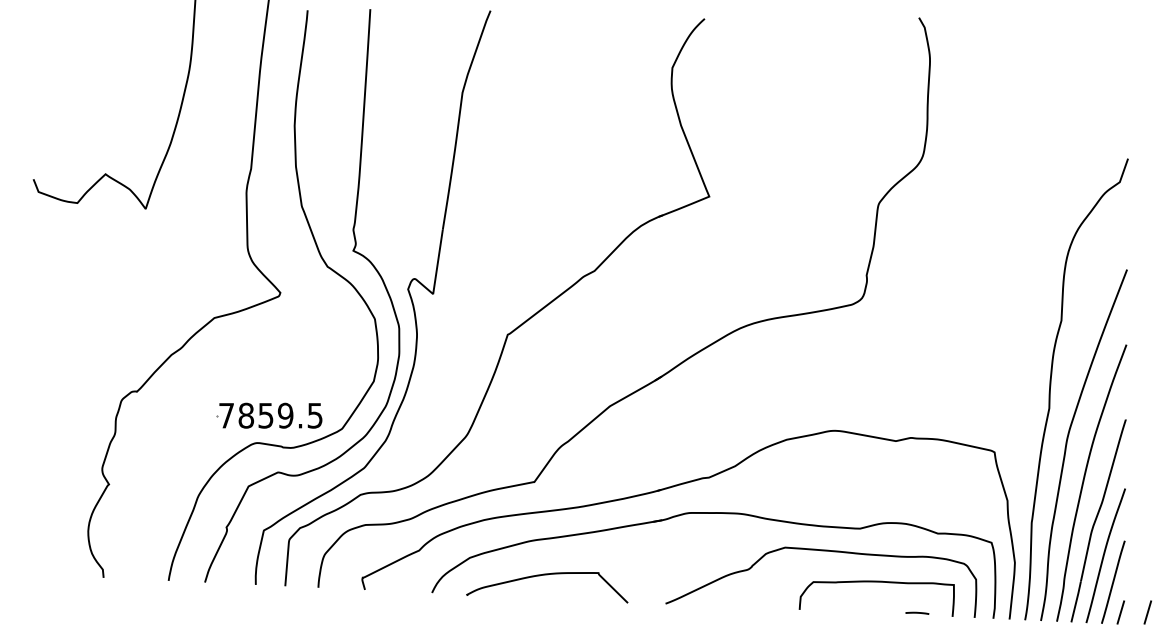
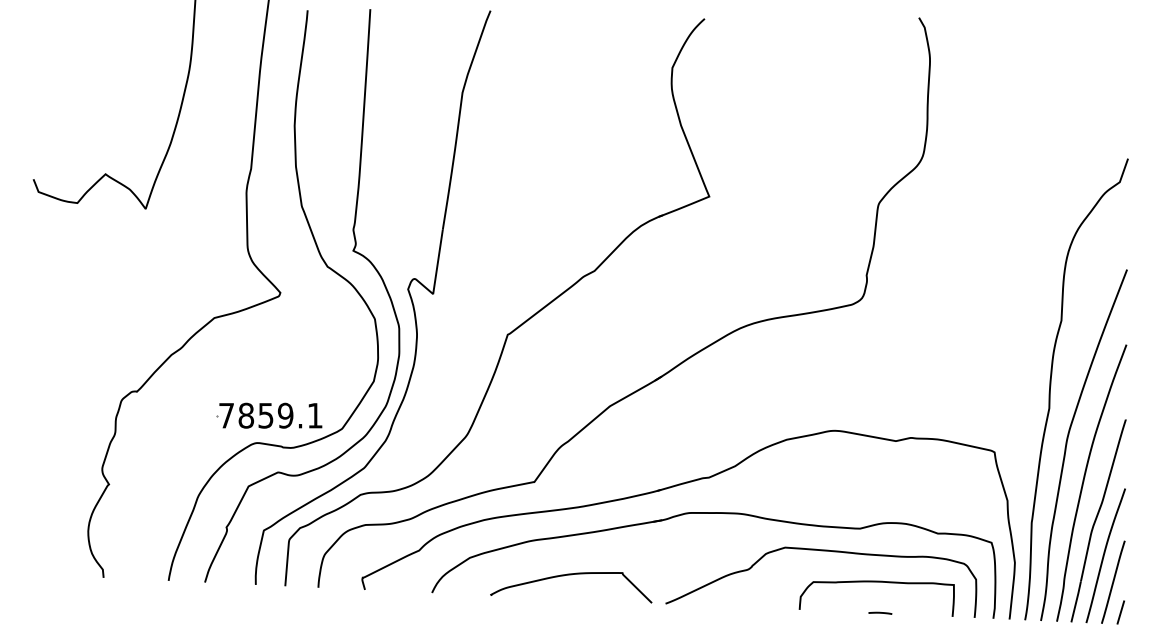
text: 7859.5 -> 7859.1 (314, 415)
curve position: (547, 575) -> (571, 575) (571, 575)
line position: (917, 612) -> (880, 612) (880, 612)
line: present -> none (1147, 612)
